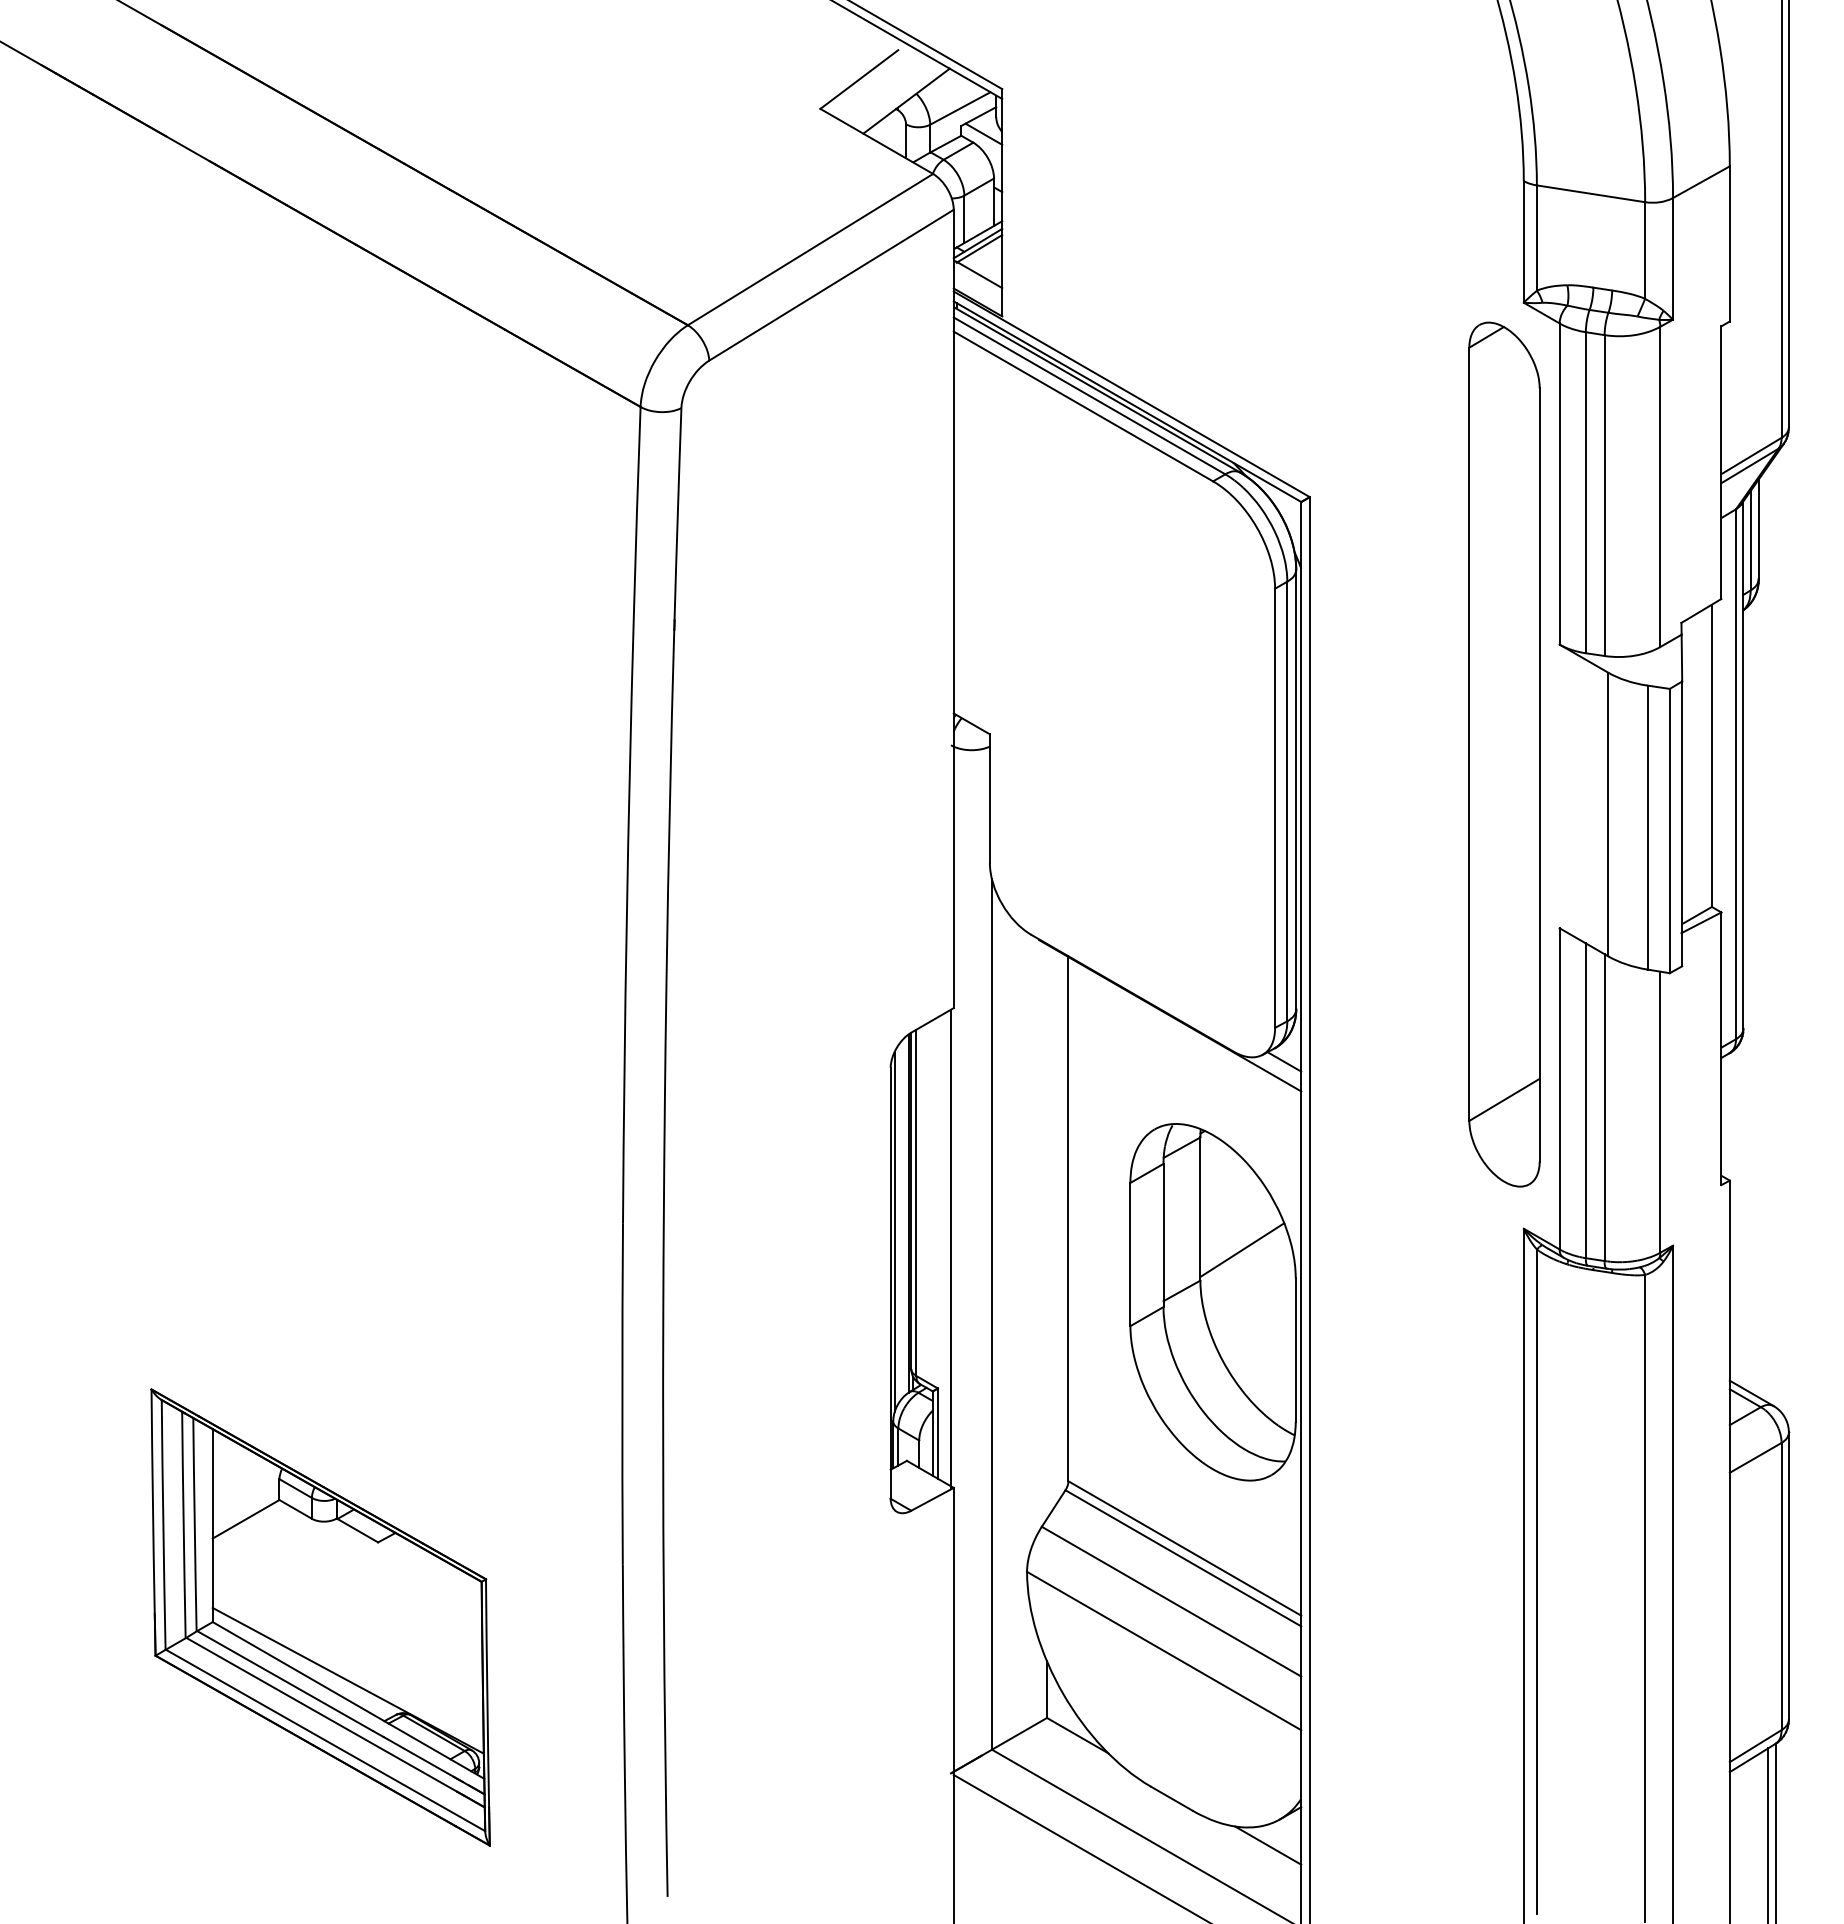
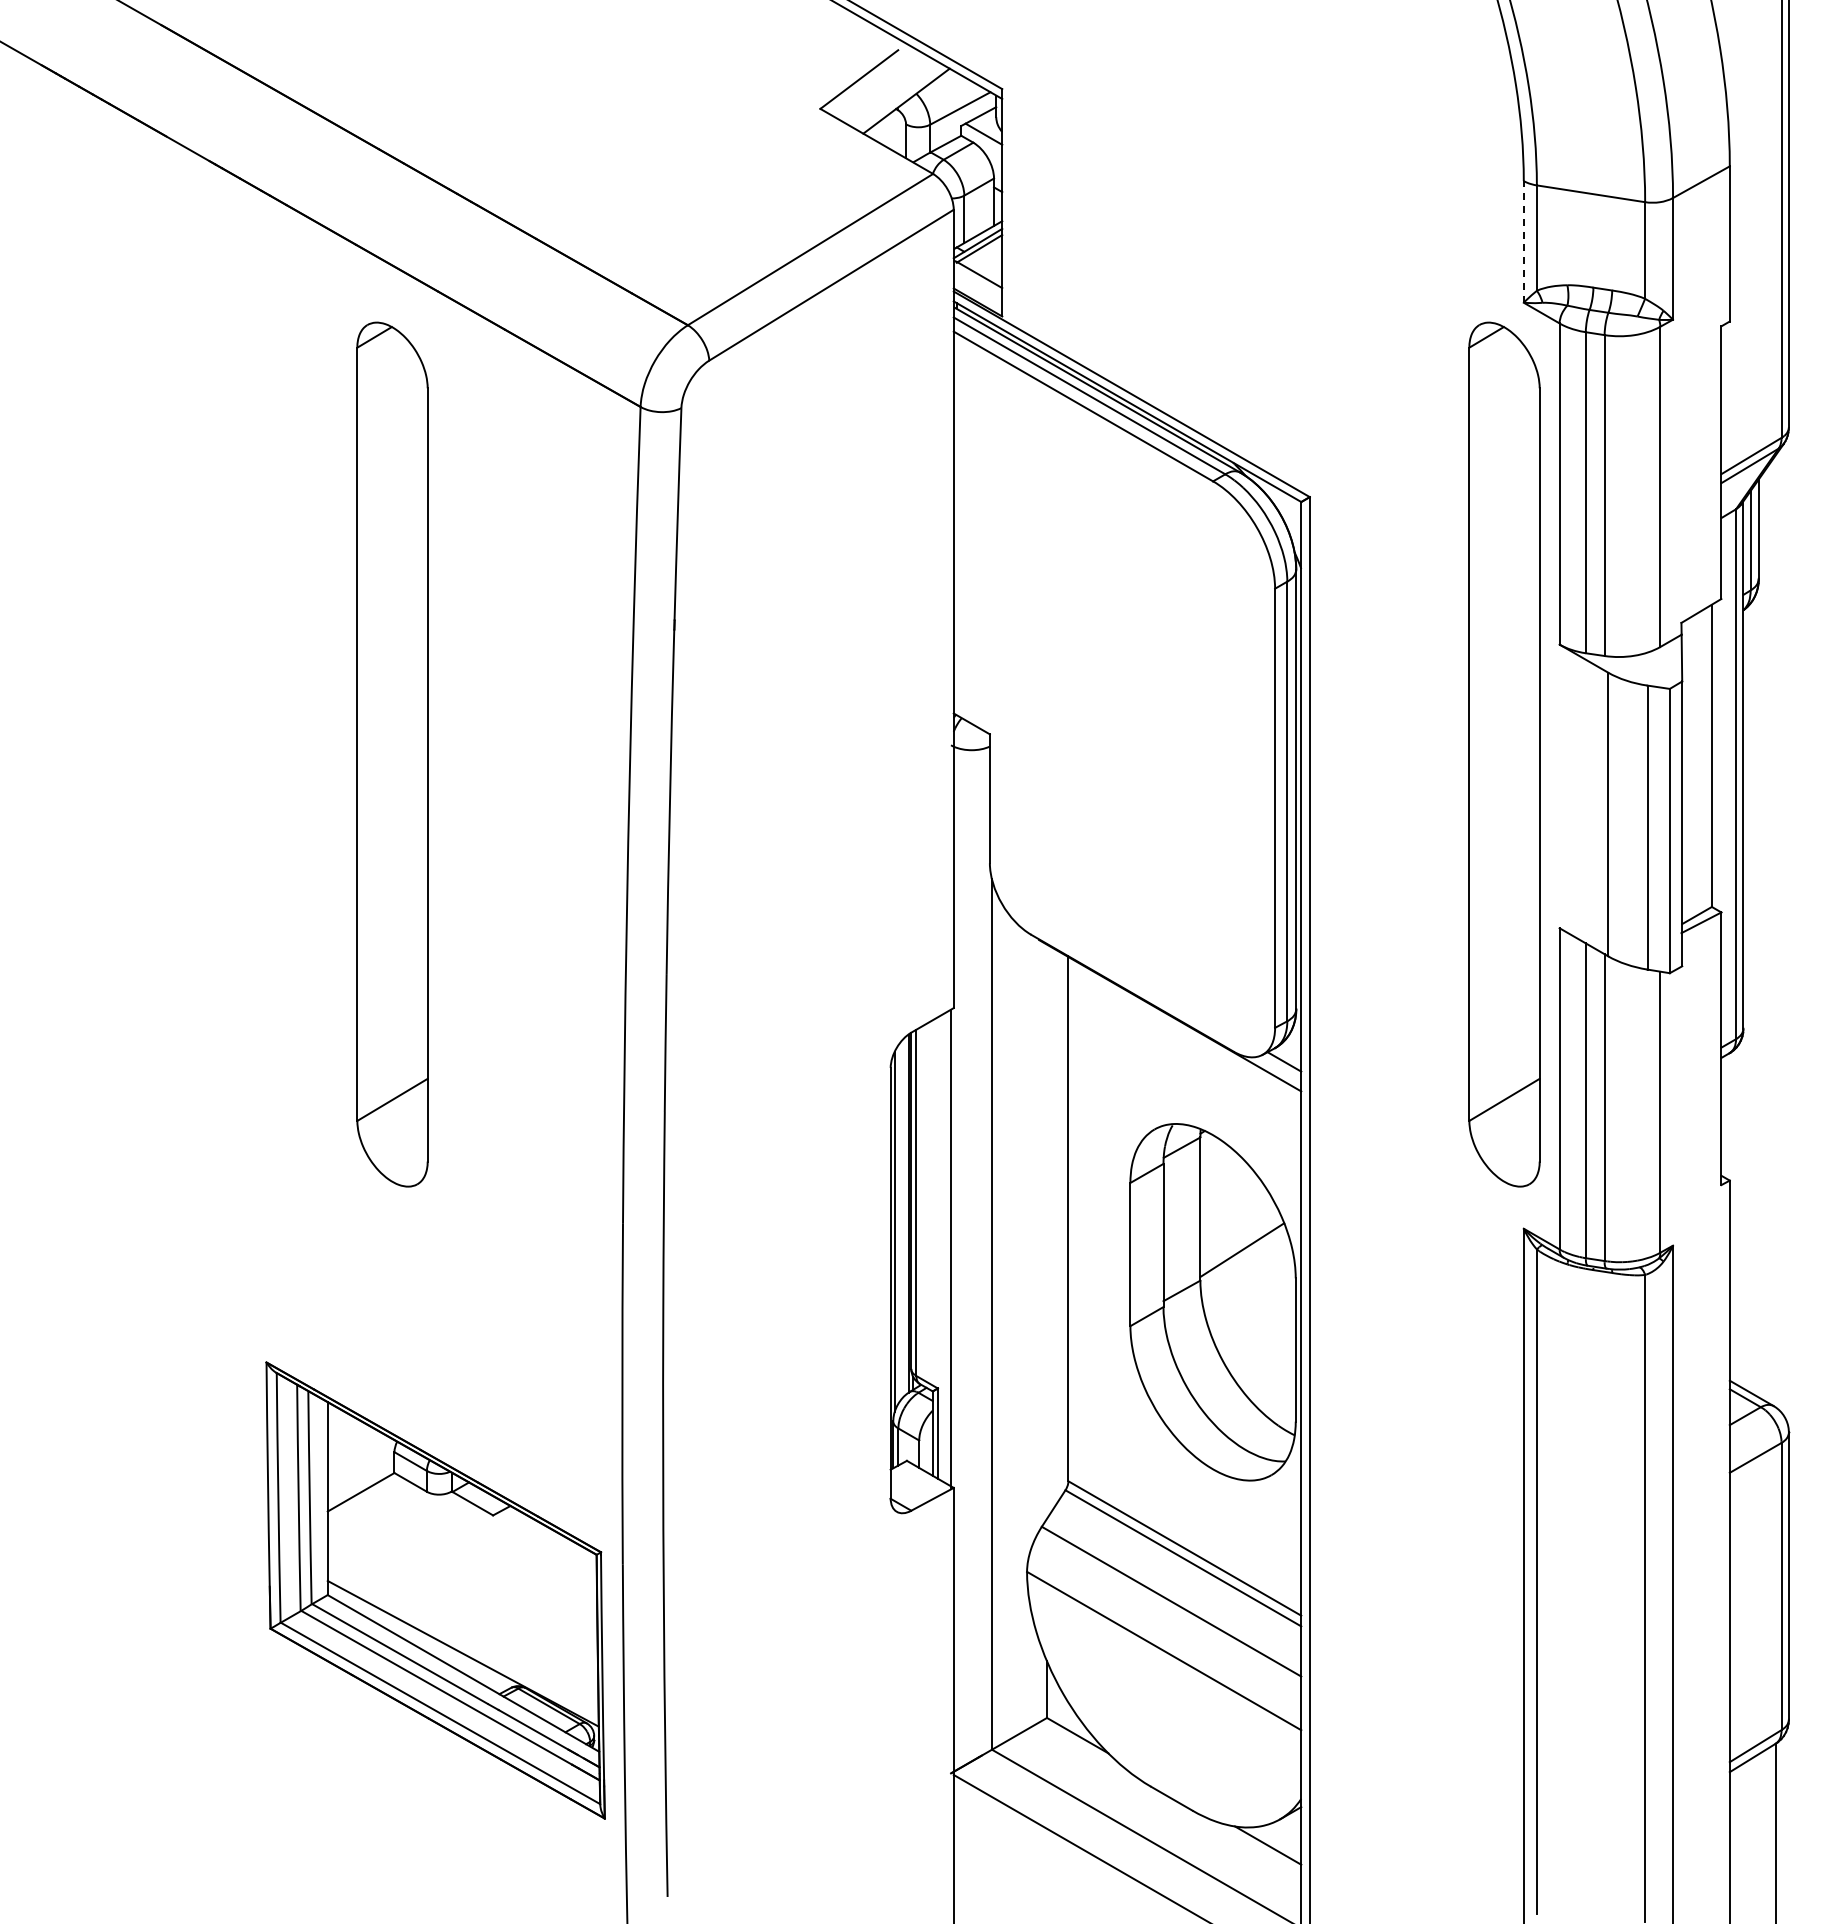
line: solid -> dashed (1523, 241)
part: none -> present (392, 754)
part position: (320, 1617) -> (435, 1590) (435, 1590)
line: present -> none (1768, 1834)
